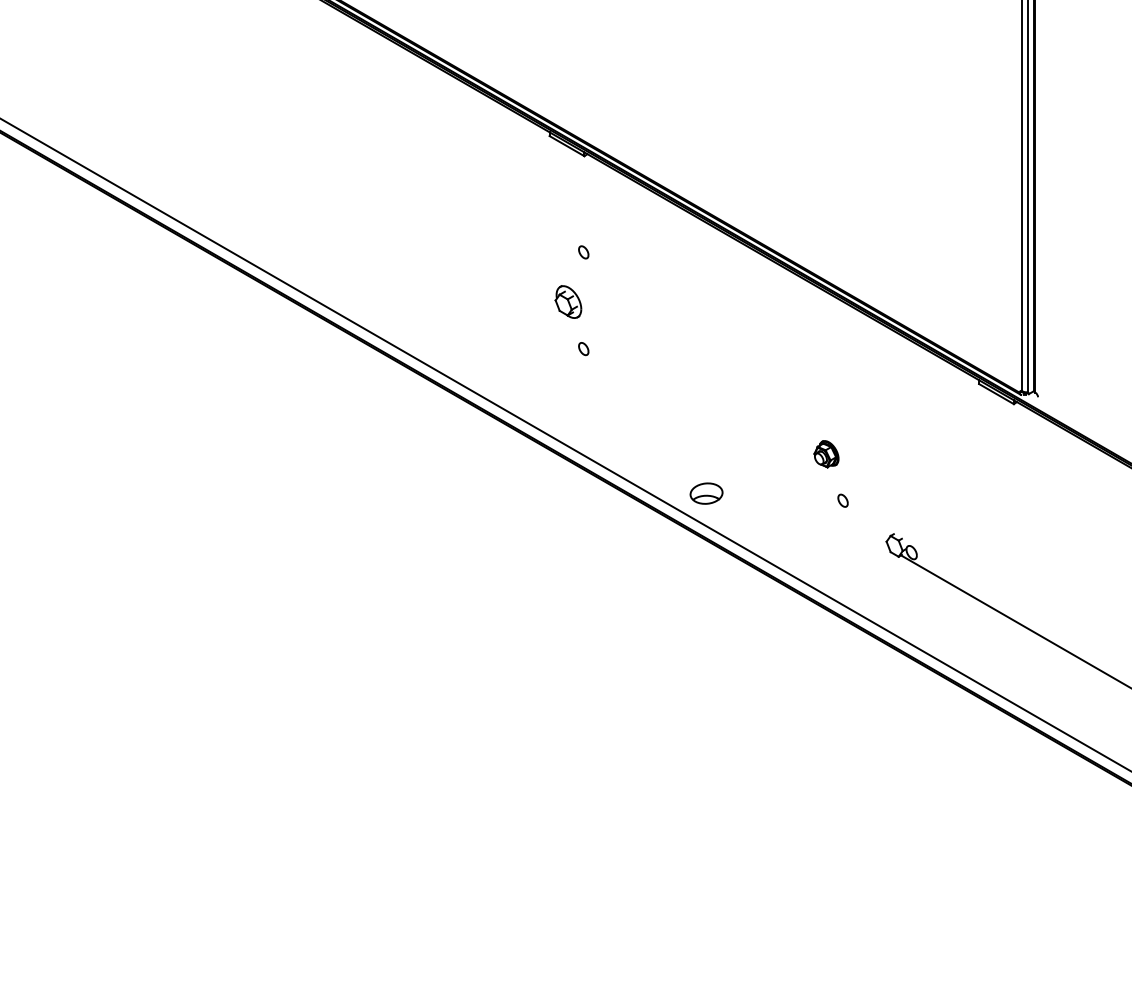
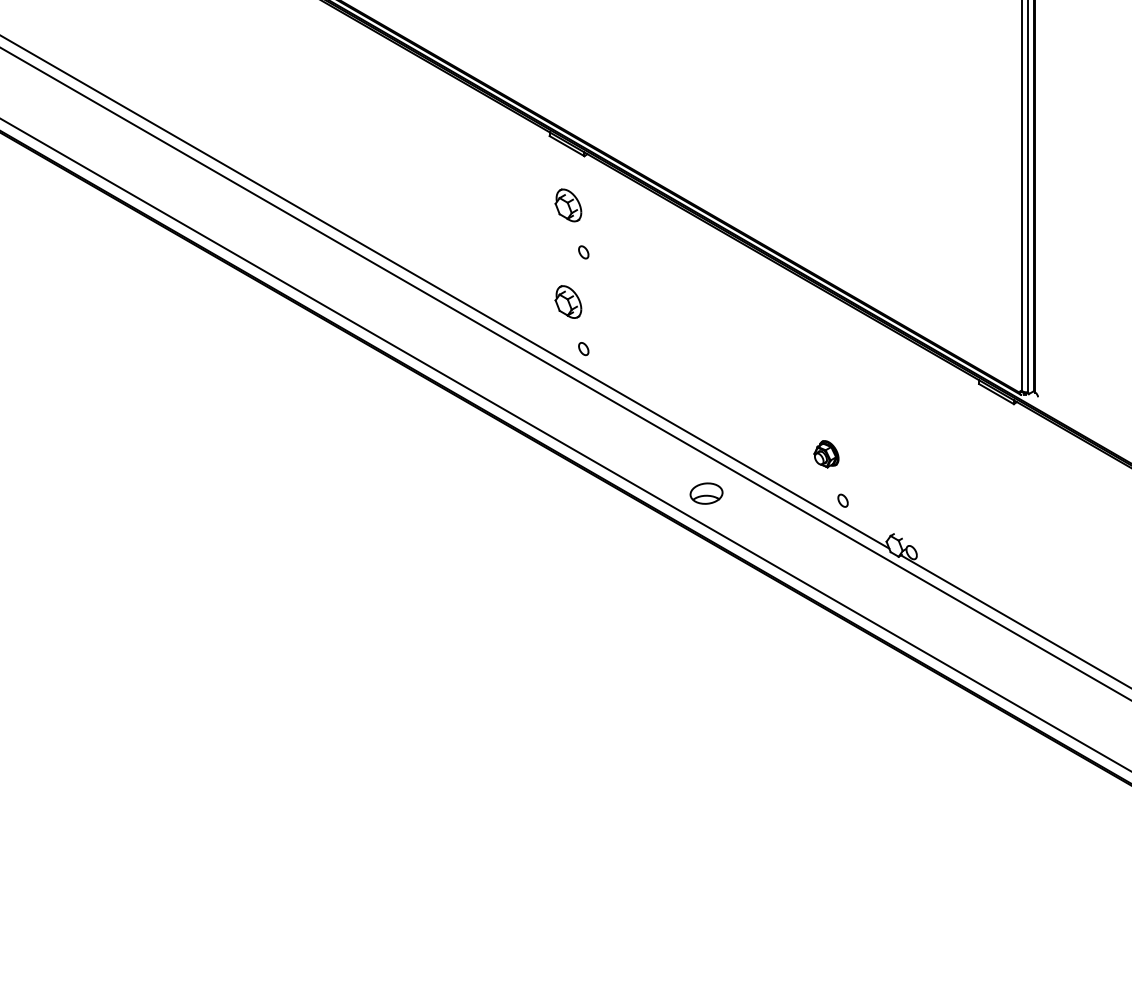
part: none -> present (568, 205)
line: none -> present (445, 292)
line: none -> present (565, 373)
